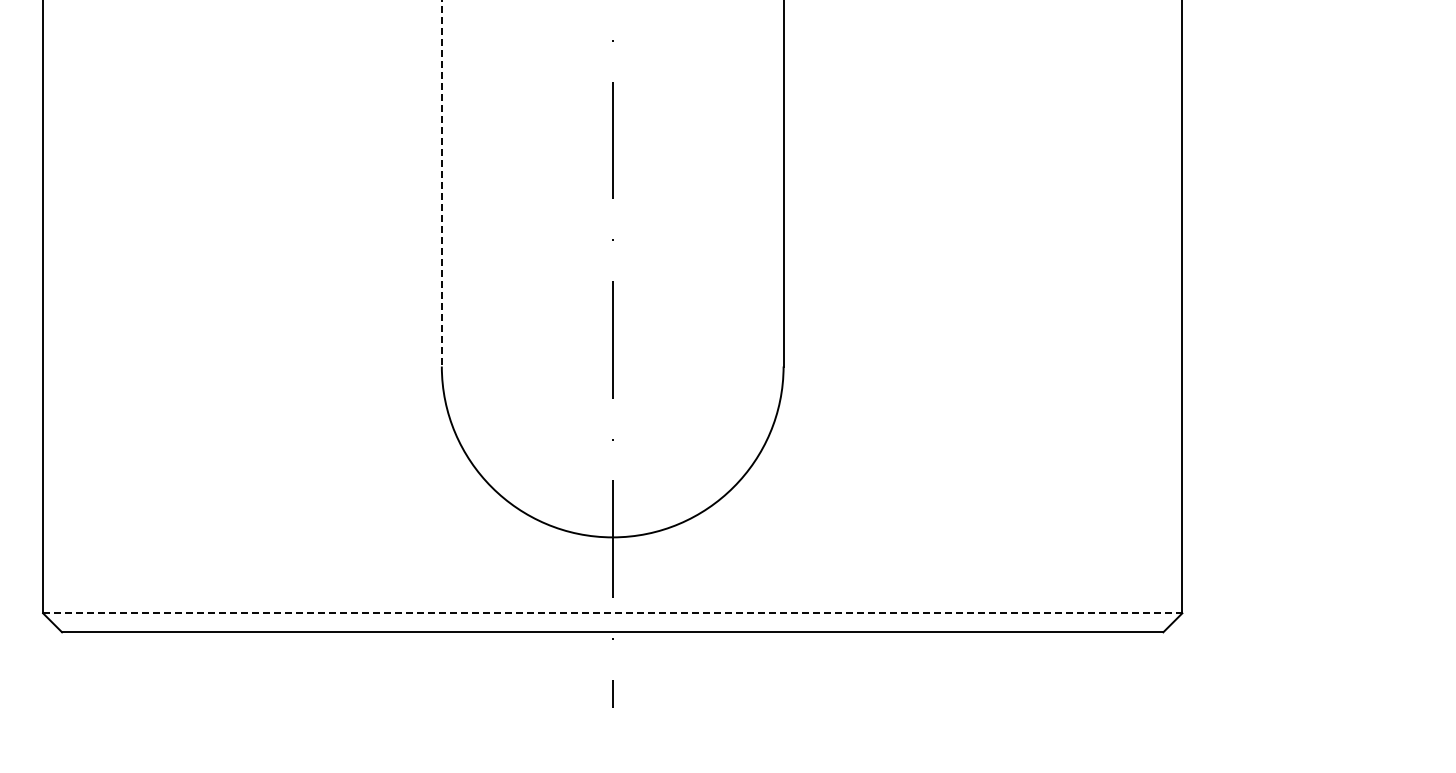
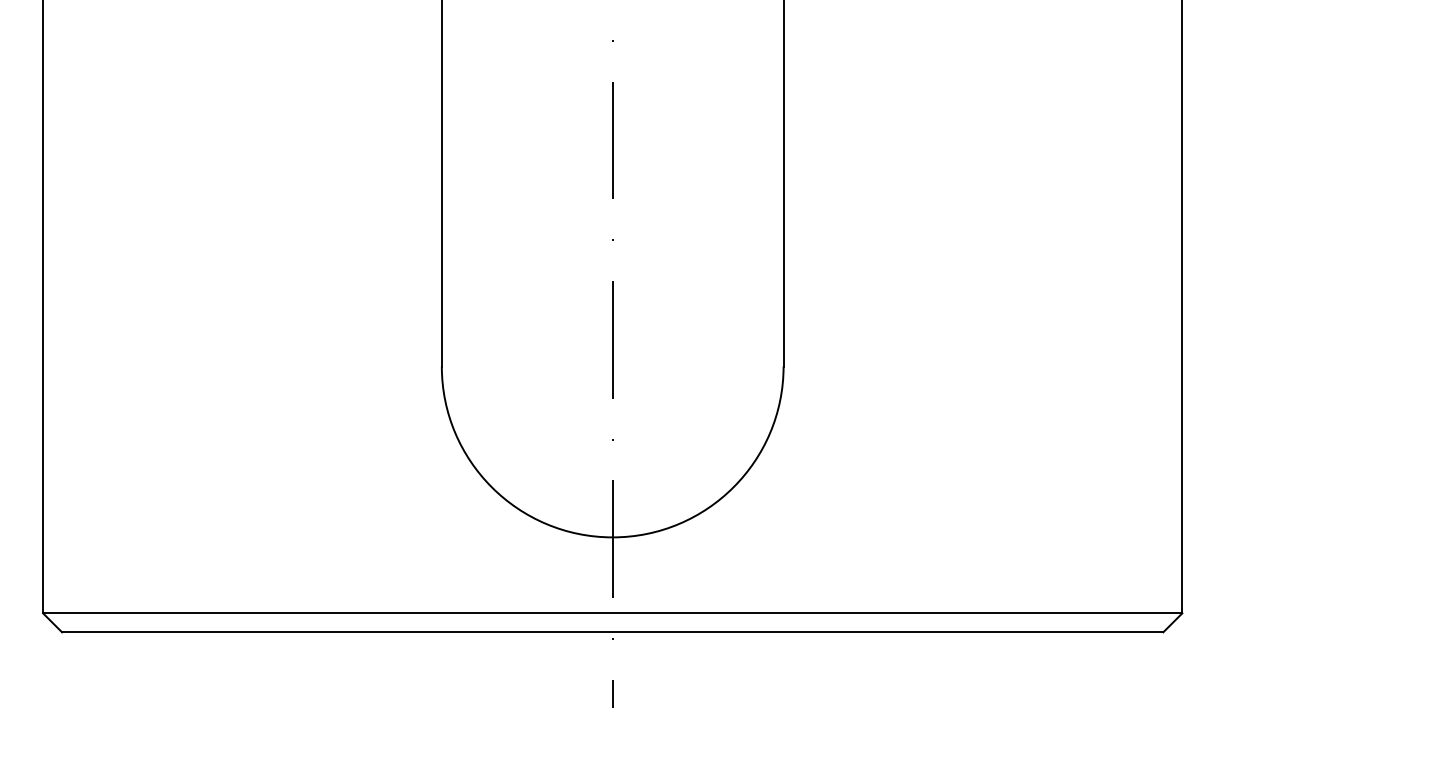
line: dashed -> solid (441, 183)
line: dashed -> solid (612, 613)
